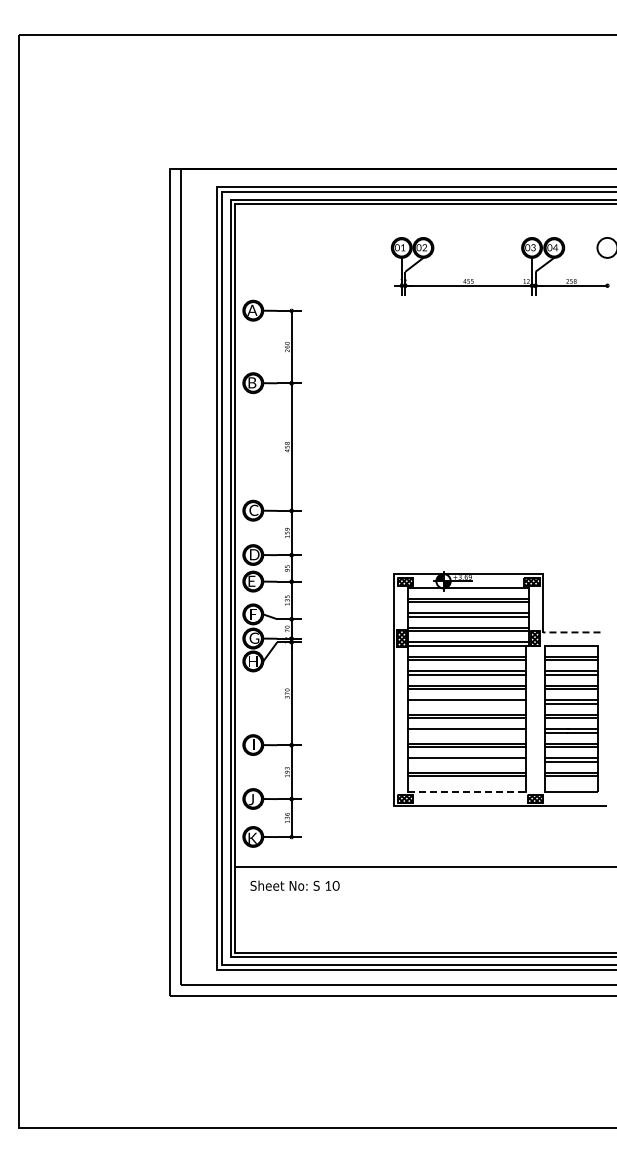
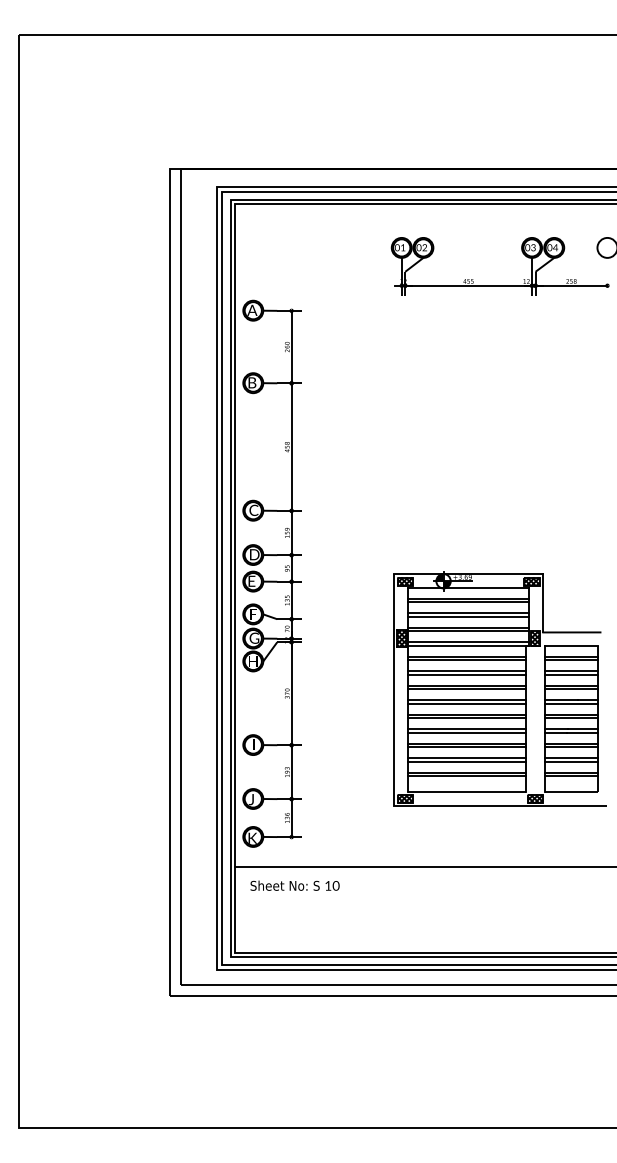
line: dashed -> solid (571, 632)
line: none -> present (466, 703)
line: none -> present (466, 732)
line: none -> present (466, 761)
line: dashed -> solid (467, 792)
